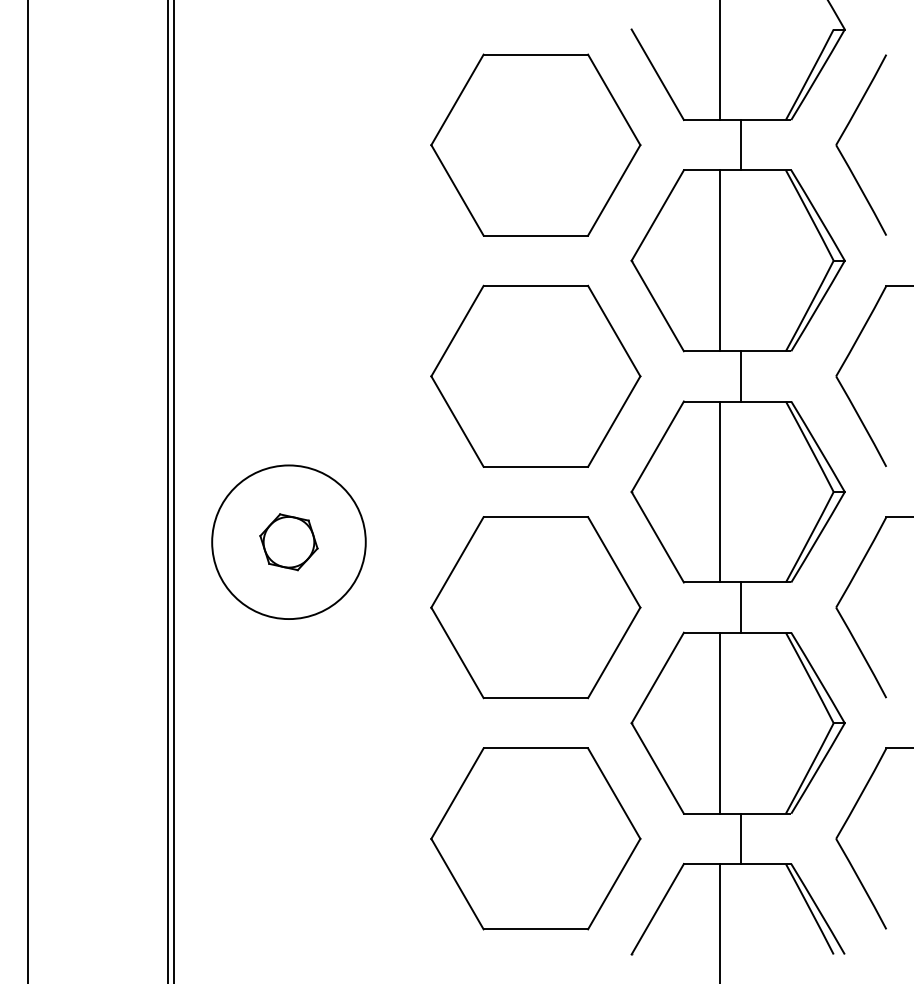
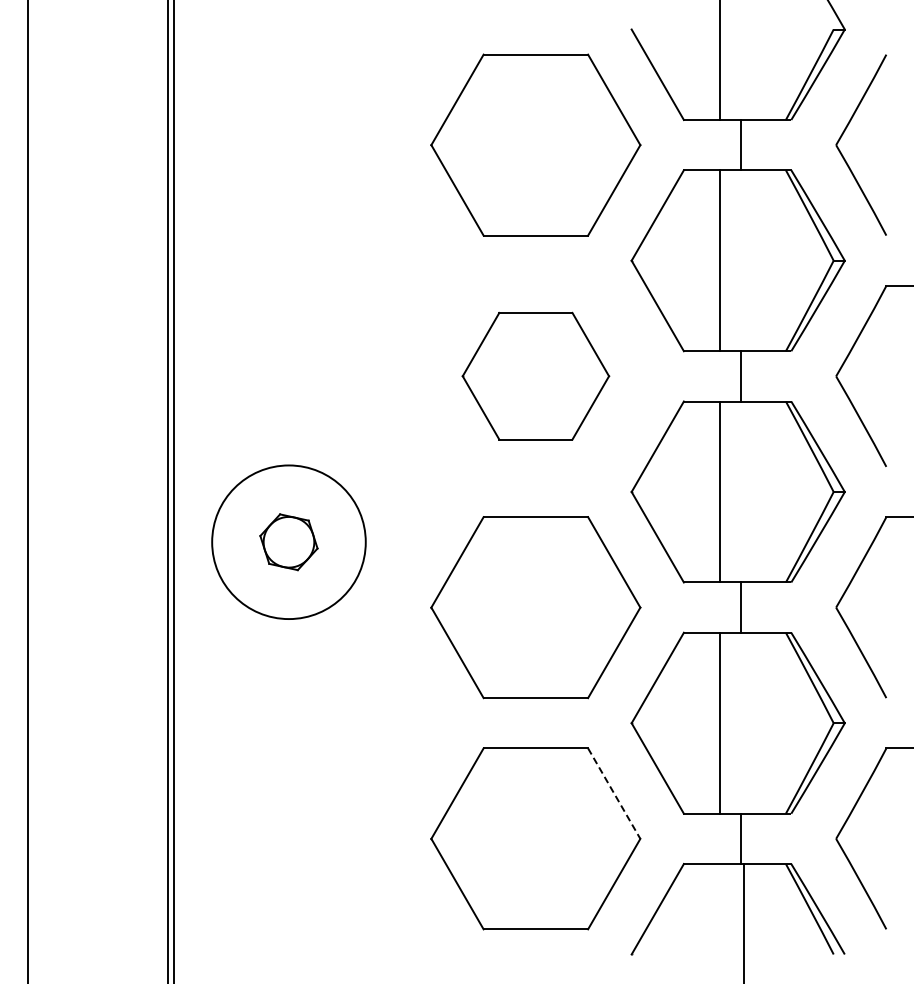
part size: 212x184 px -> 150x130 px (535, 375)
line: solid -> dashed (614, 794)
line position: (720, 922) -> (744, 922) (744, 922)
